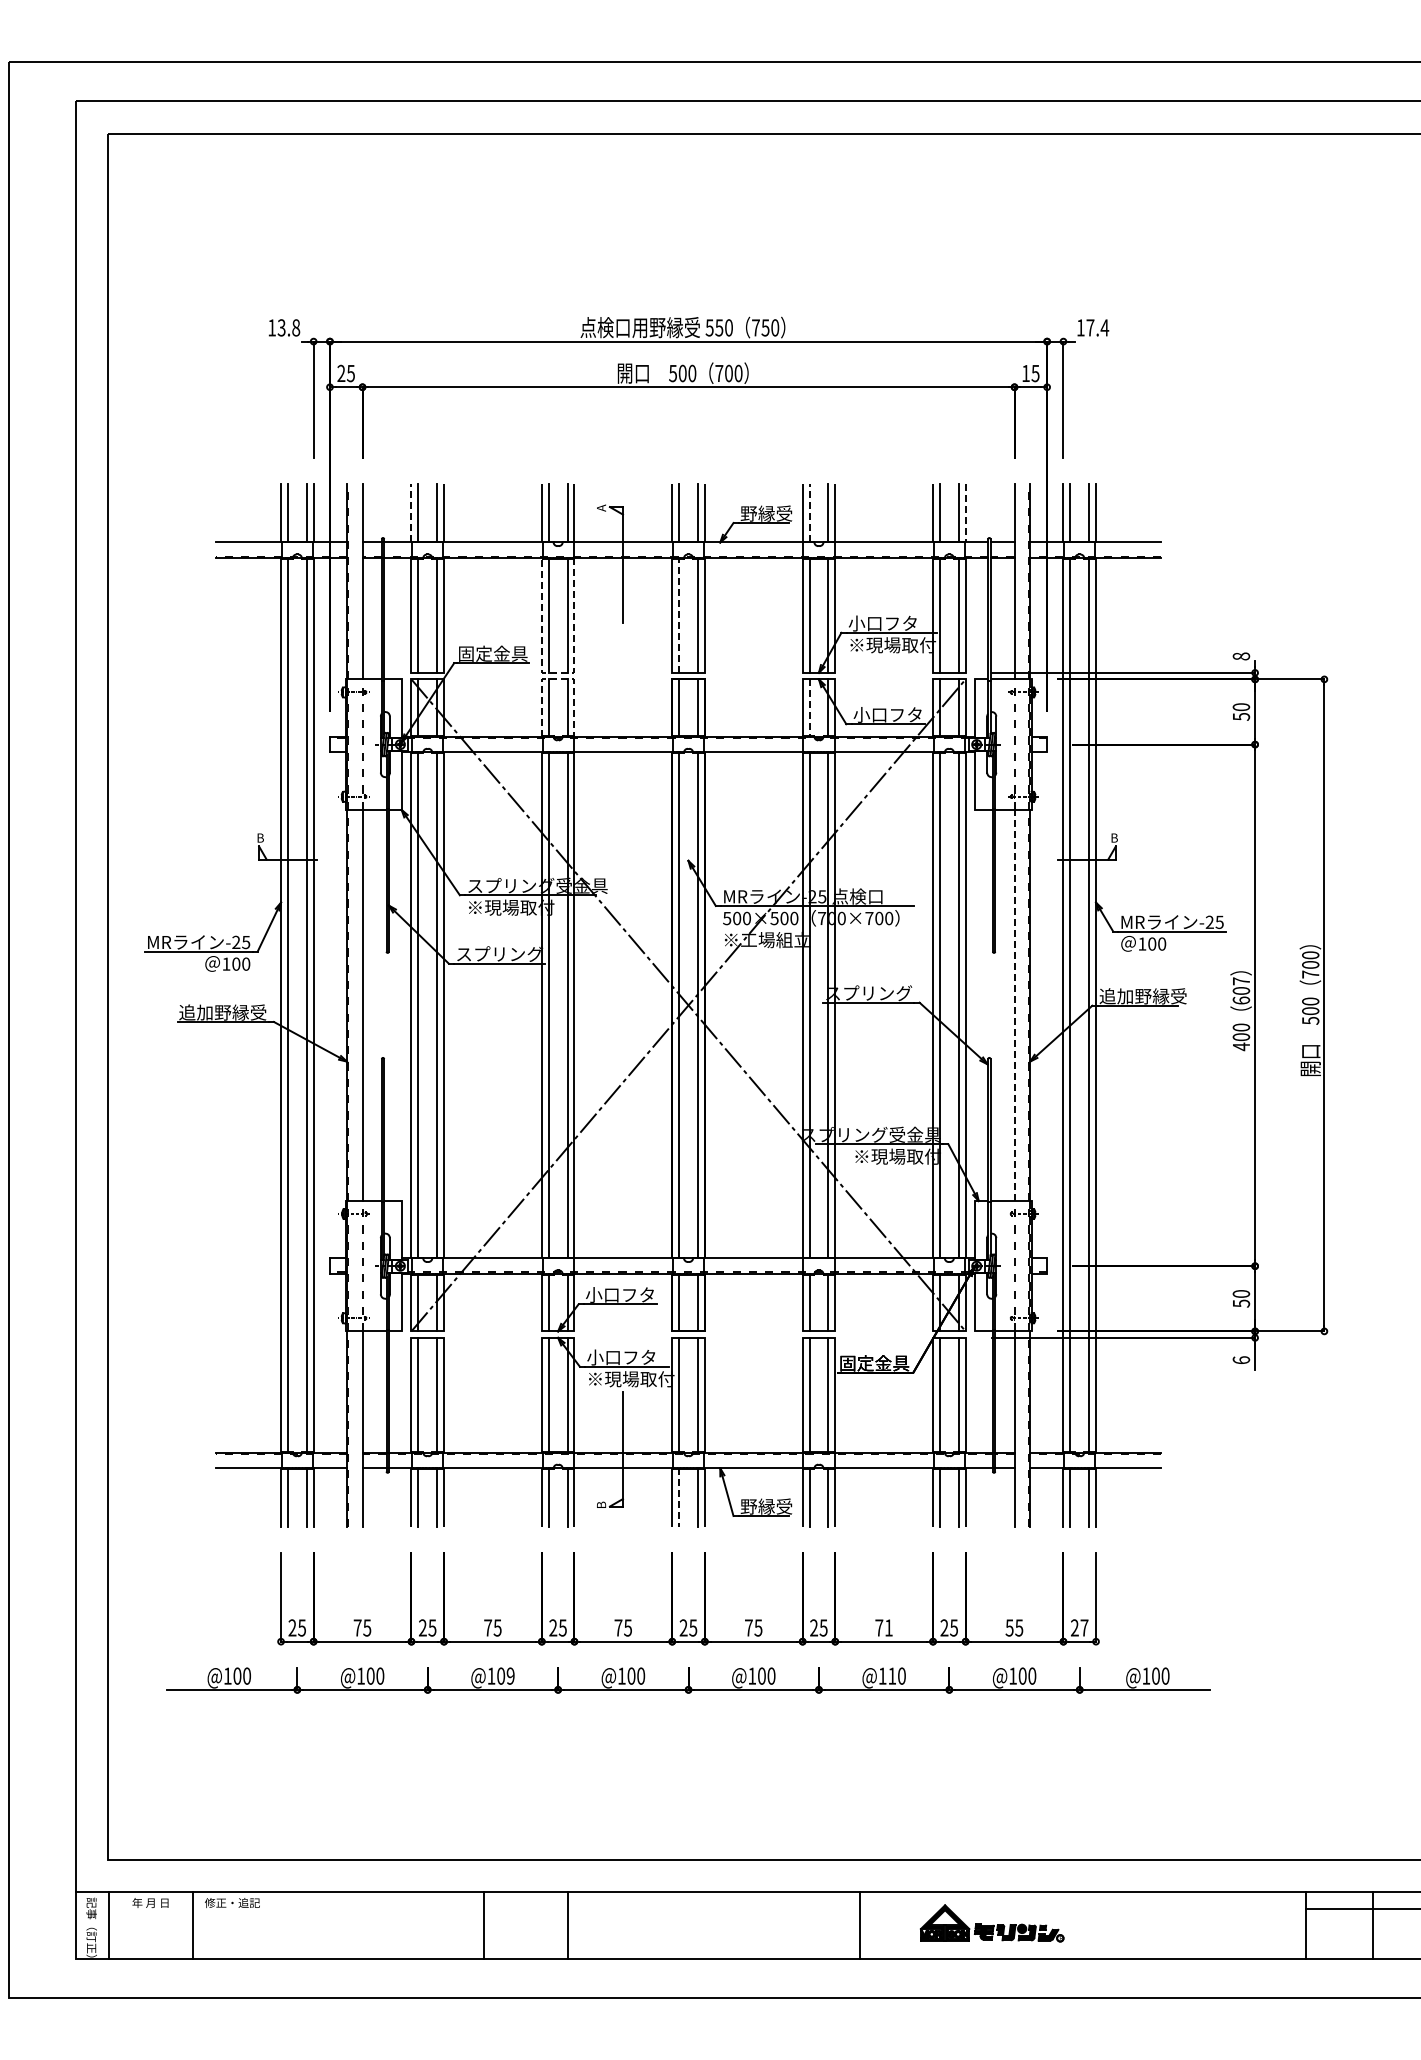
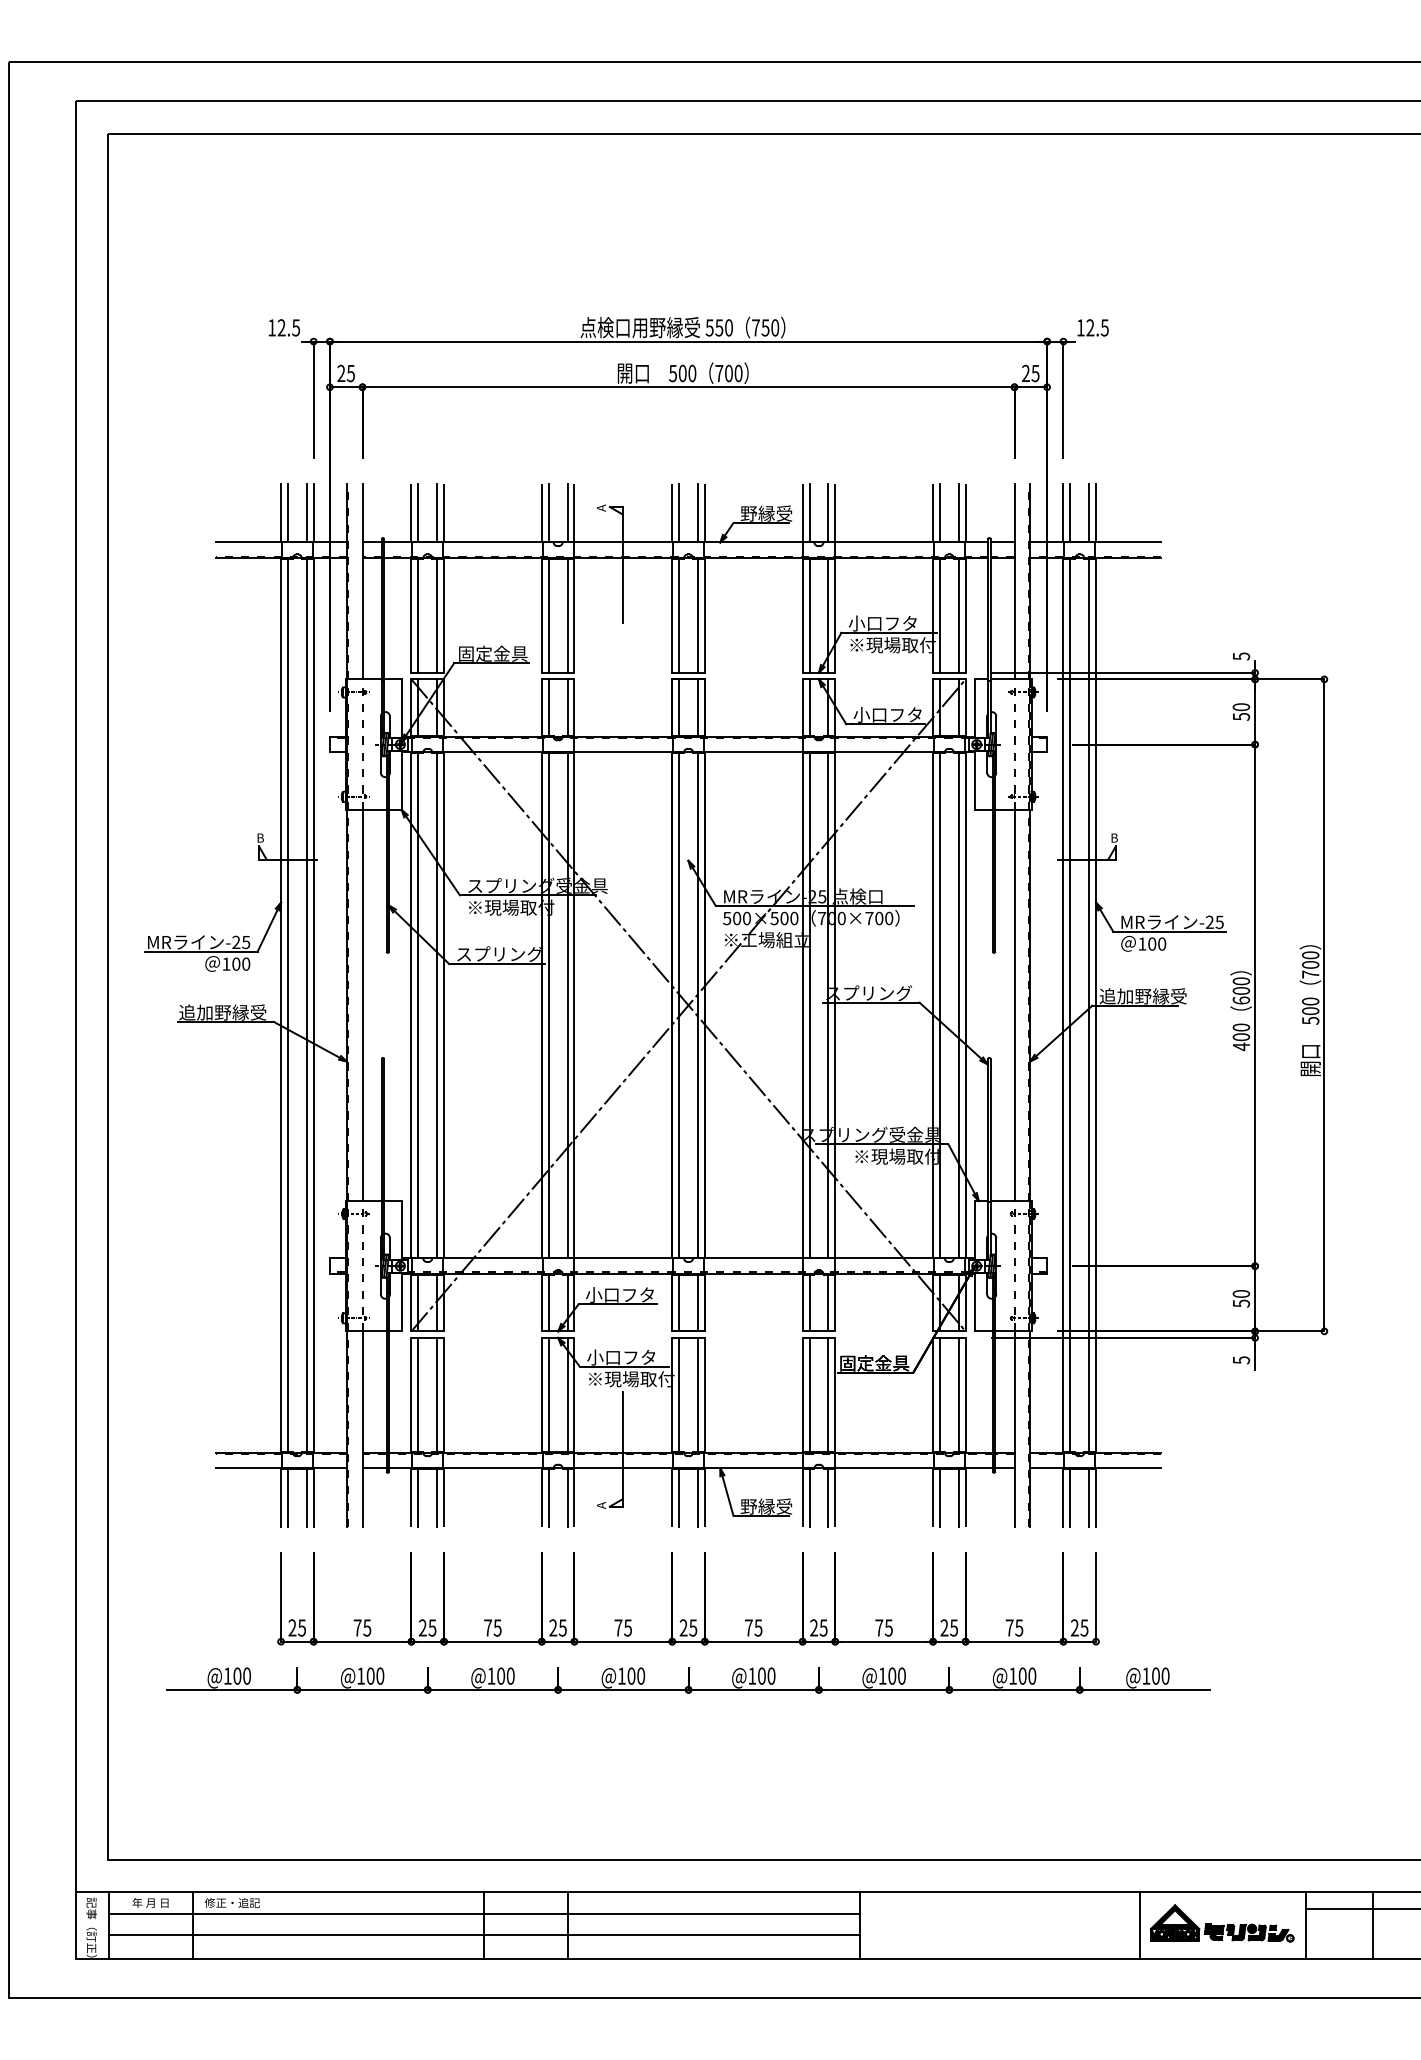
text: 13.8 -> 12.5 (288, 327)
text: 17.4 -> 12.5 (1097, 327)
text: 15 -> 25 (1025, 372)
line: dashed -> solid (411, 512)
line: dashed -> solid (809, 512)
line: dashed -> solid (965, 513)
line: dashed -> solid (679, 615)
text: 8 -> 5 (1240, 656)
line: dashed -> solid (557, 672)
line: dashed -> solid (558, 679)
line: dashed -> solid (809, 708)
text: 607 -> 600 (1241, 981)
line: dashed -> solid (1014, 1005)
text: 6 -> 5 (1241, 1360)
line: dashed -> solid (679, 1498)
text: B -> A (601, 1504)
text: 71 -> 75 (888, 1627)
text: 55 -> 75 (1009, 1627)
text: 27 -> 25 (1084, 1627)
text: @109 -> @100 (510, 1675)
text: @110 -> @100 (892, 1675)
line: none -> present (484, 1913)
part position: (992, 1923) -> (1222, 1923) (1222, 1923)
line: none -> present (1139, 1925)
line: none -> present (484, 1935)
